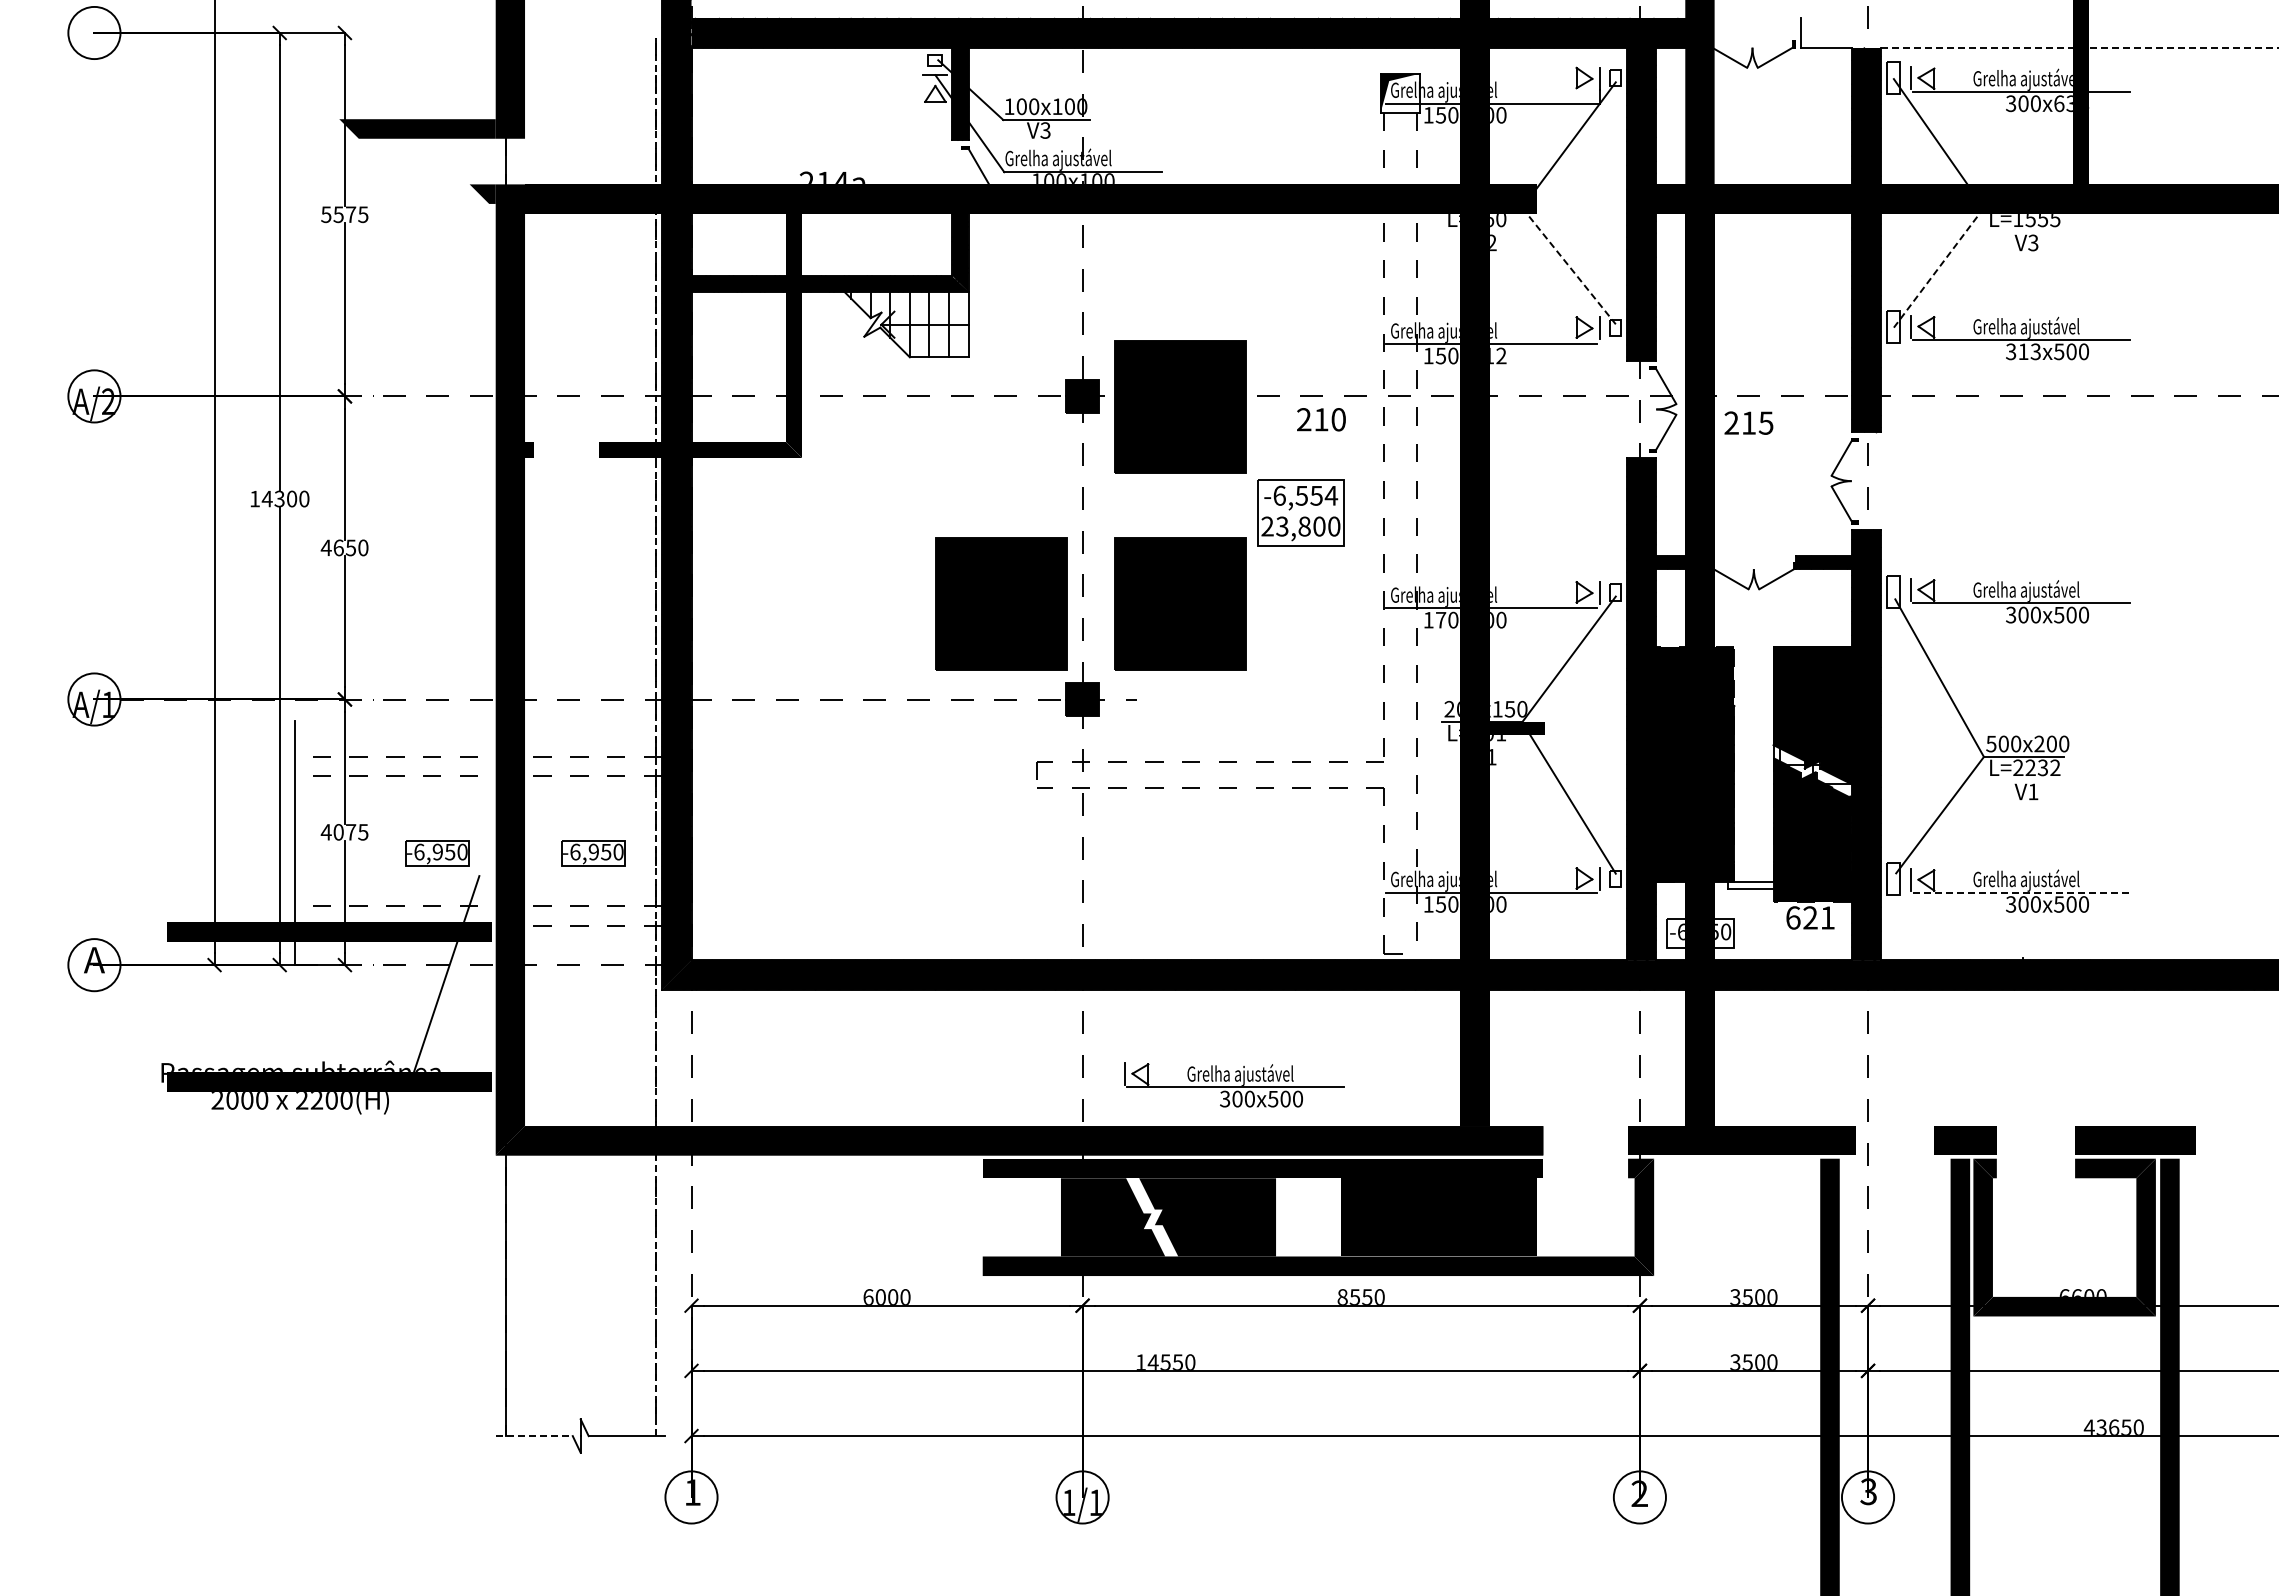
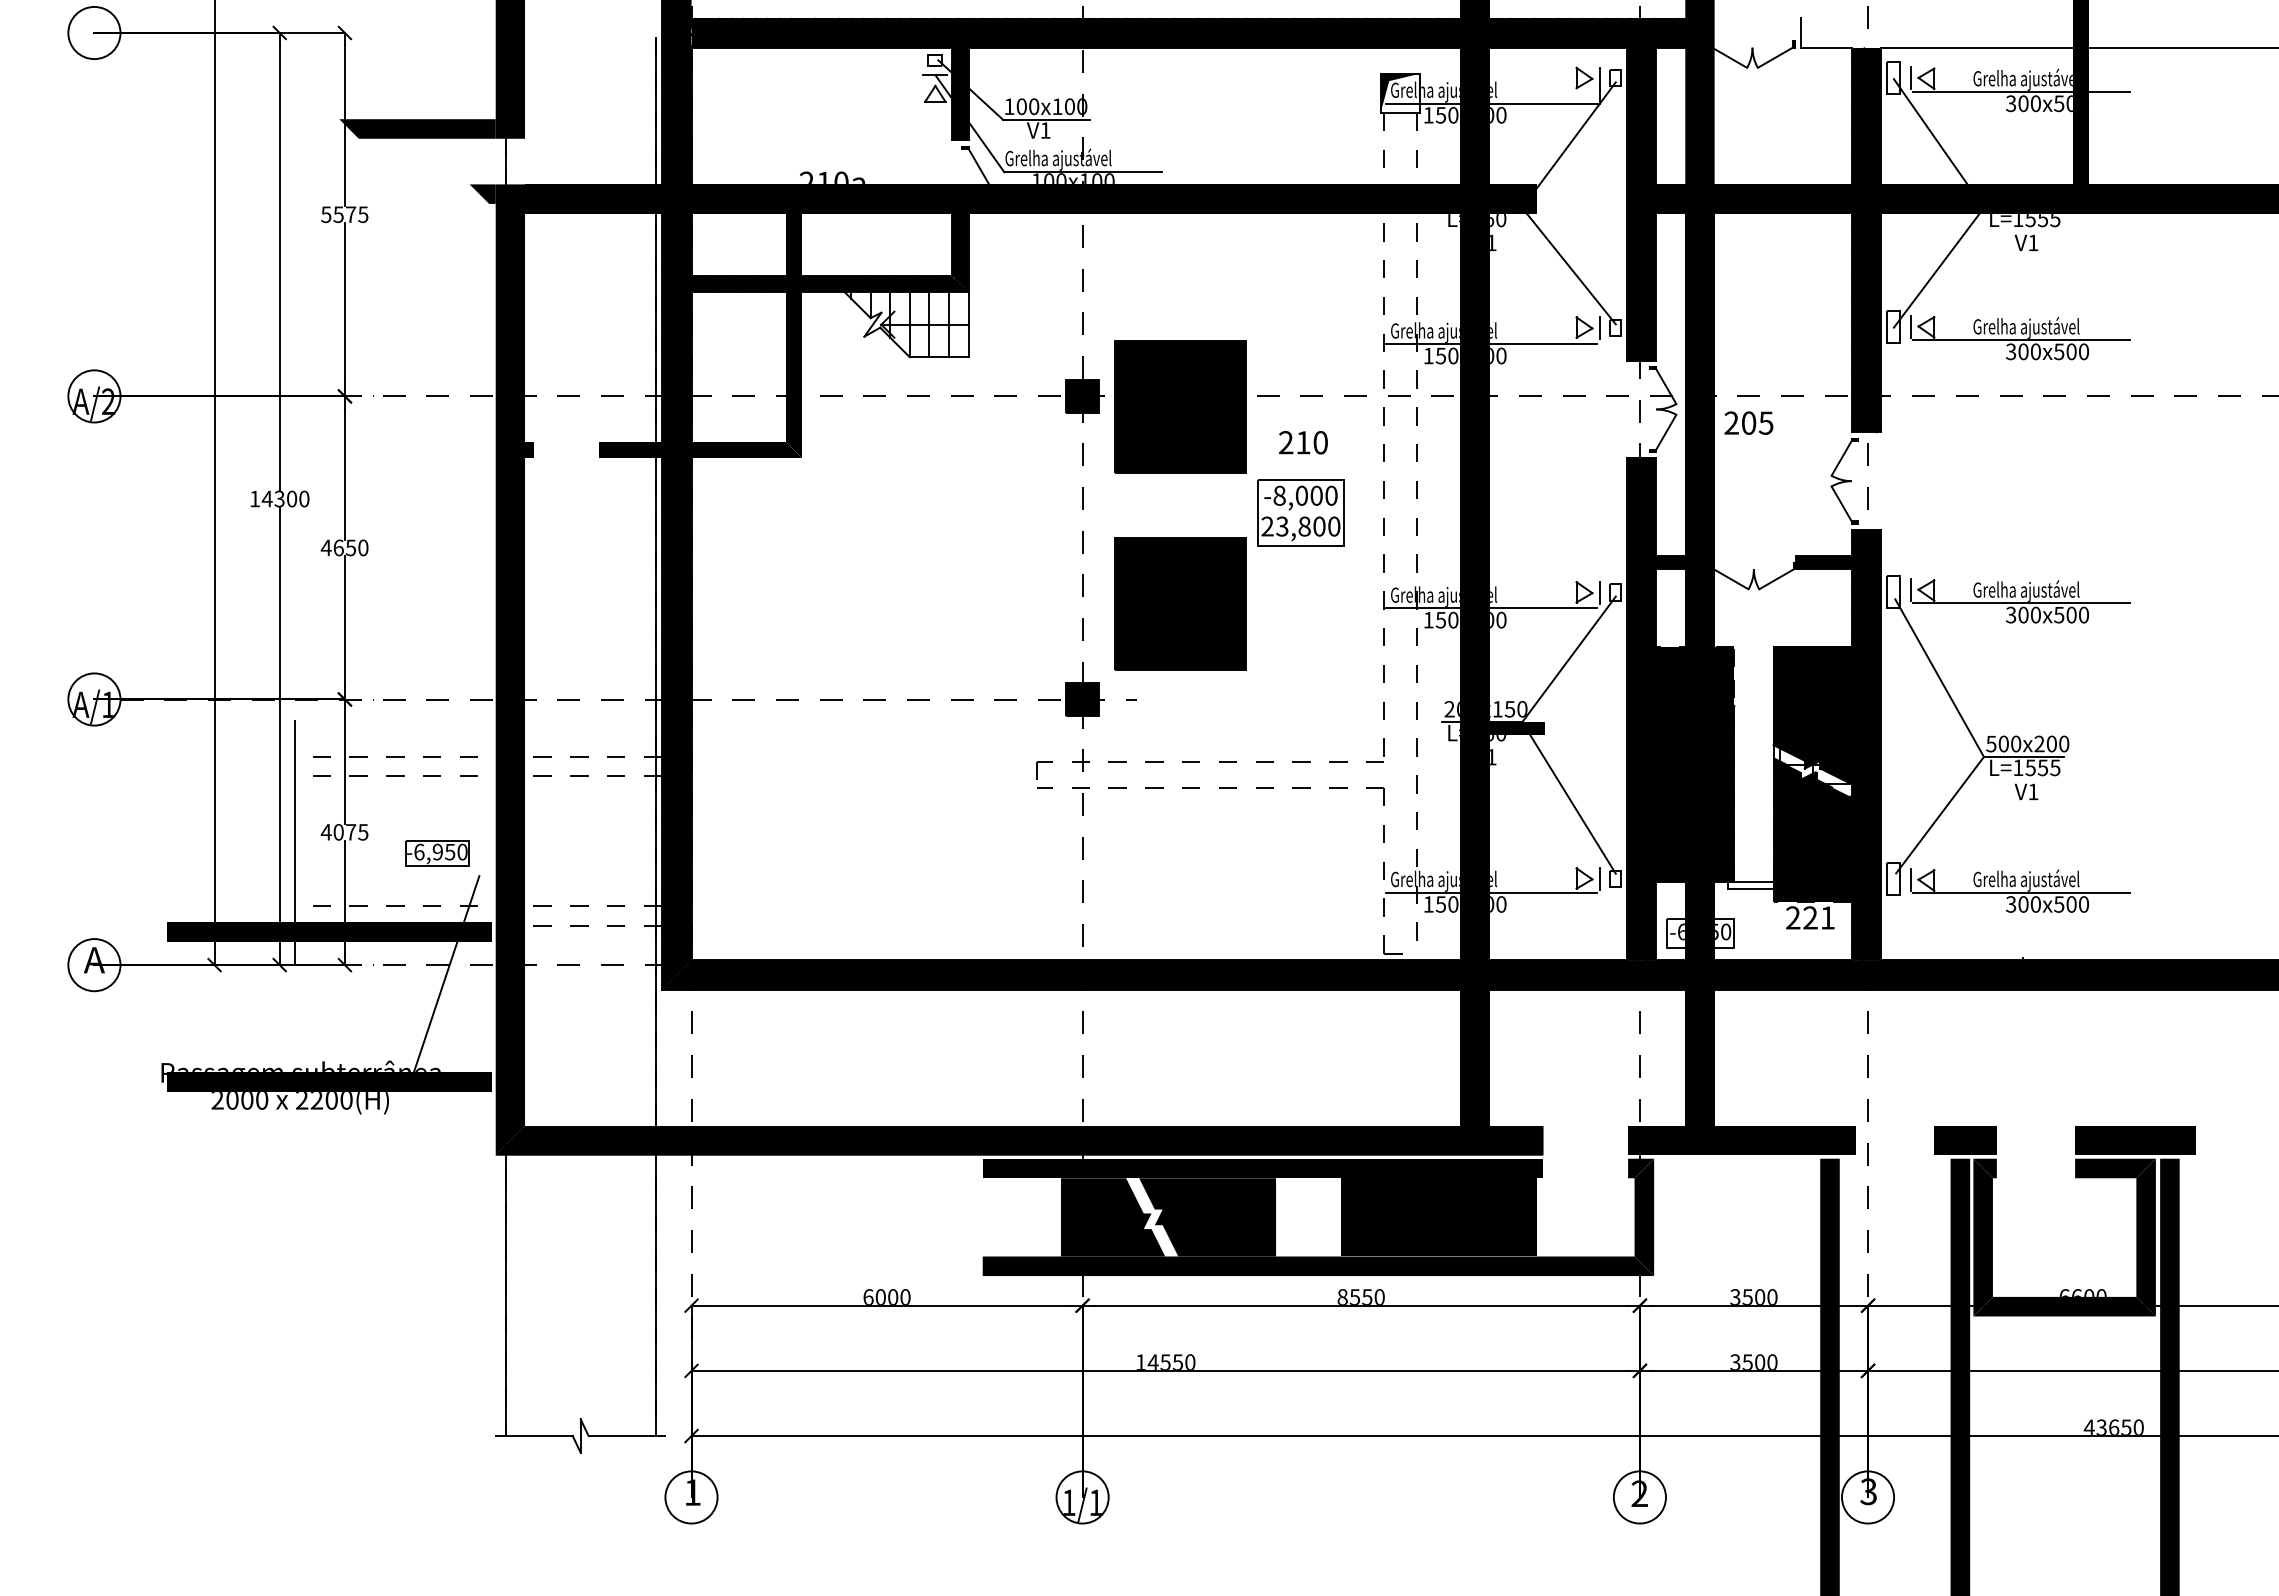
line: dashed -> solid (2079, 47)
text: 638 -> 500 (2071, 103)
text: V3 -> V1 (1045, 130)
text: 214 -> 210 (841, 177)
text: V2 -> V1 (1493, 242)
text: V3 -> V1 (2033, 242)
line: dashed -> solid (1569, 266)
line: dashed -> solid (1938, 267)
text: 313 -> 300 (2029, 351)
text: 212 -> 300 (1498, 355)
text position: (1321, 419) -> (1303, 442) (1303, 442)
text: 215 -> 205 (1749, 422)
text: -6,554 -> -8,000 (1305, 495)
part: present -> none (1001, 603)
text: 170 -> 150 (1440, 620)
line: dashed -> solid (655, 736)
text: L=401 -> L=360 (1498, 738)
text: L=2232 -> L=1555 (2036, 767)
part: present -> none (593, 853)
line: dashed -> solid (2021, 892)
text: 621 -> 221 (1793, 917)
part: present -> none (1234, 1084)
line: dashed -> solid (534, 1436)
